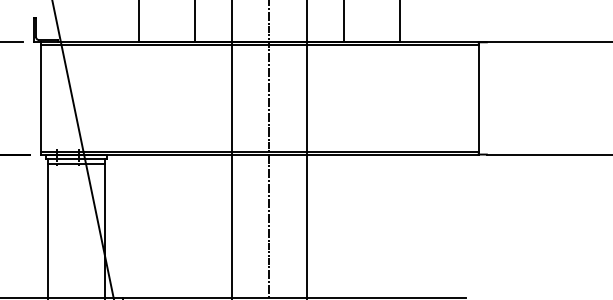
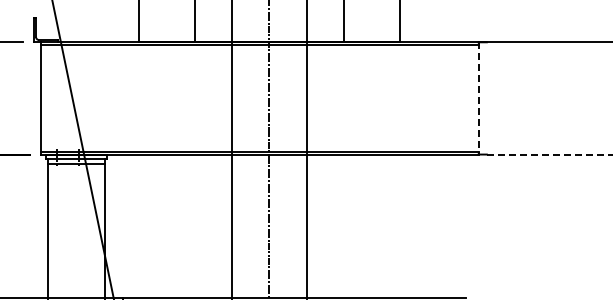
line: solid -> dashed (478, 98)
line: solid -> dashed (549, 154)
